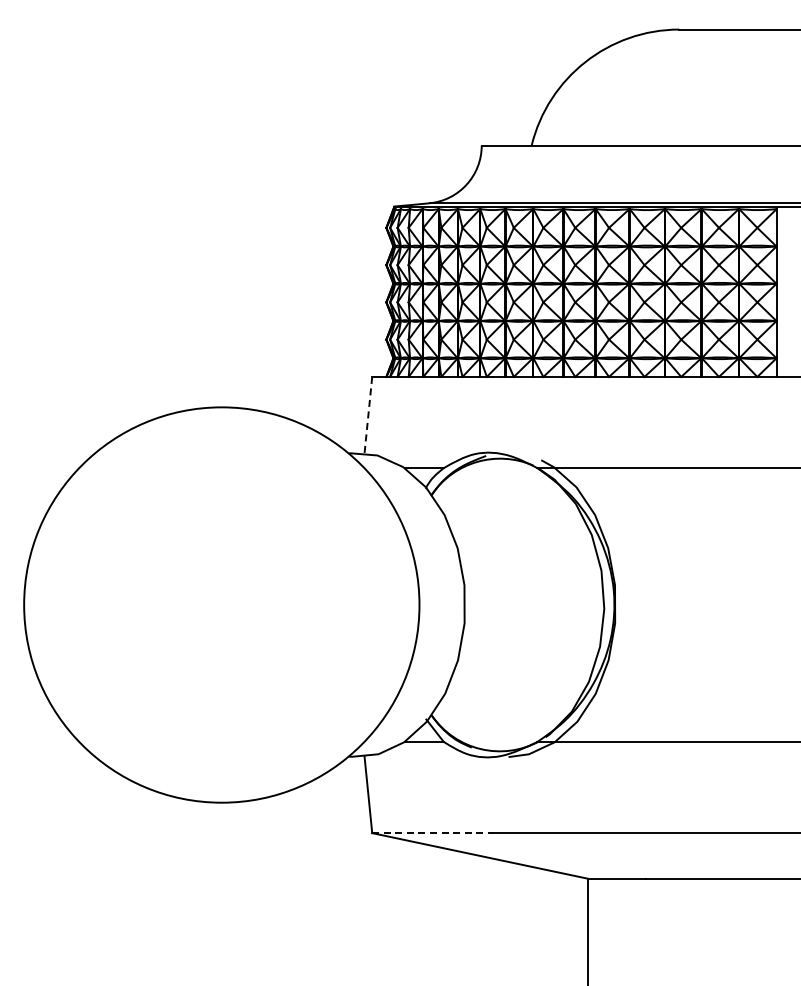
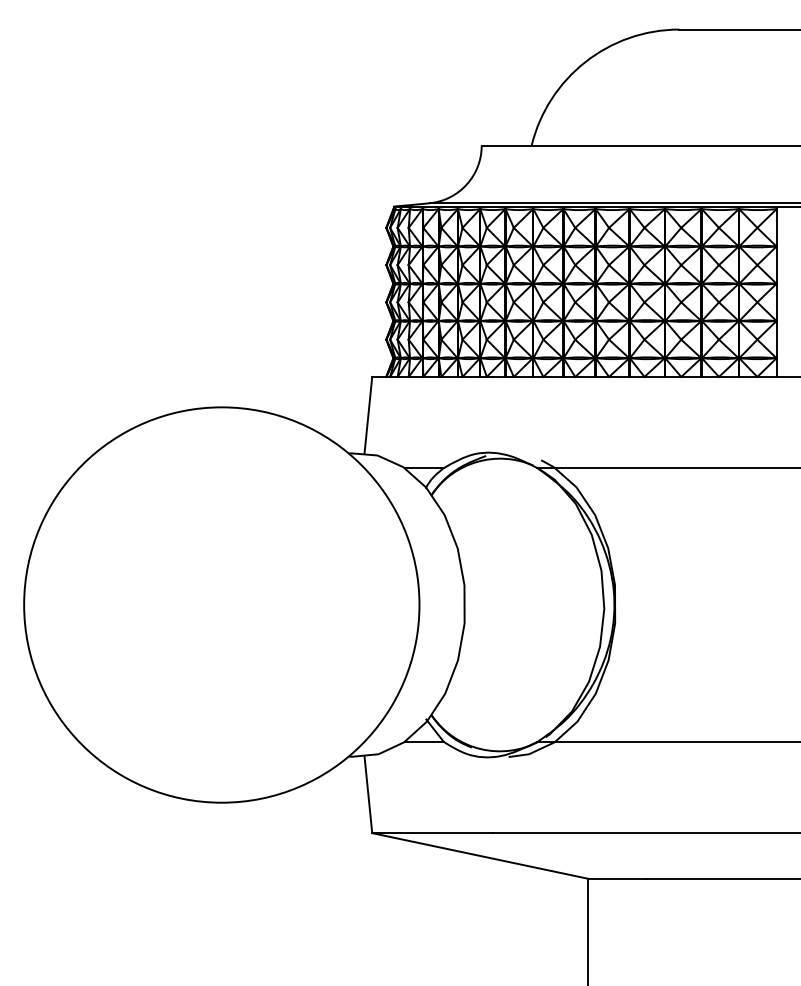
line: dashed -> solid (368, 415)
line: dashed -> solid (432, 833)
